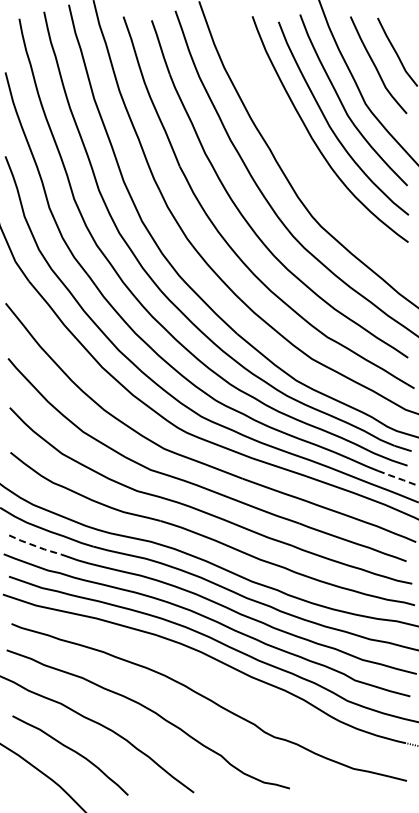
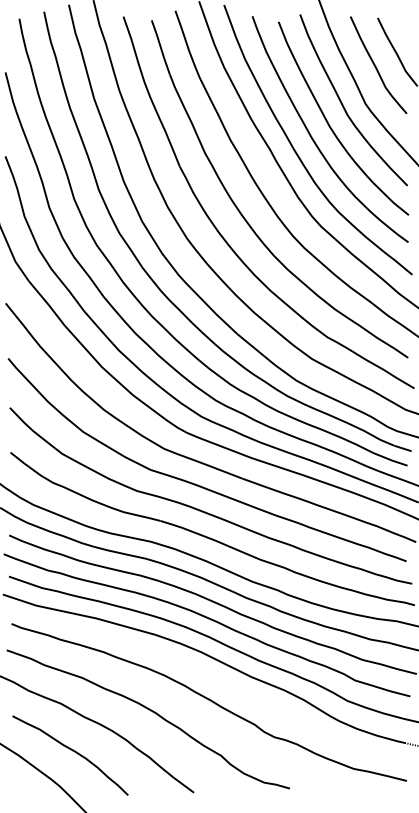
curve: none -> present (295, 149)
line: dashed -> solid (397, 478)
line: dashed -> solid (35, 545)
